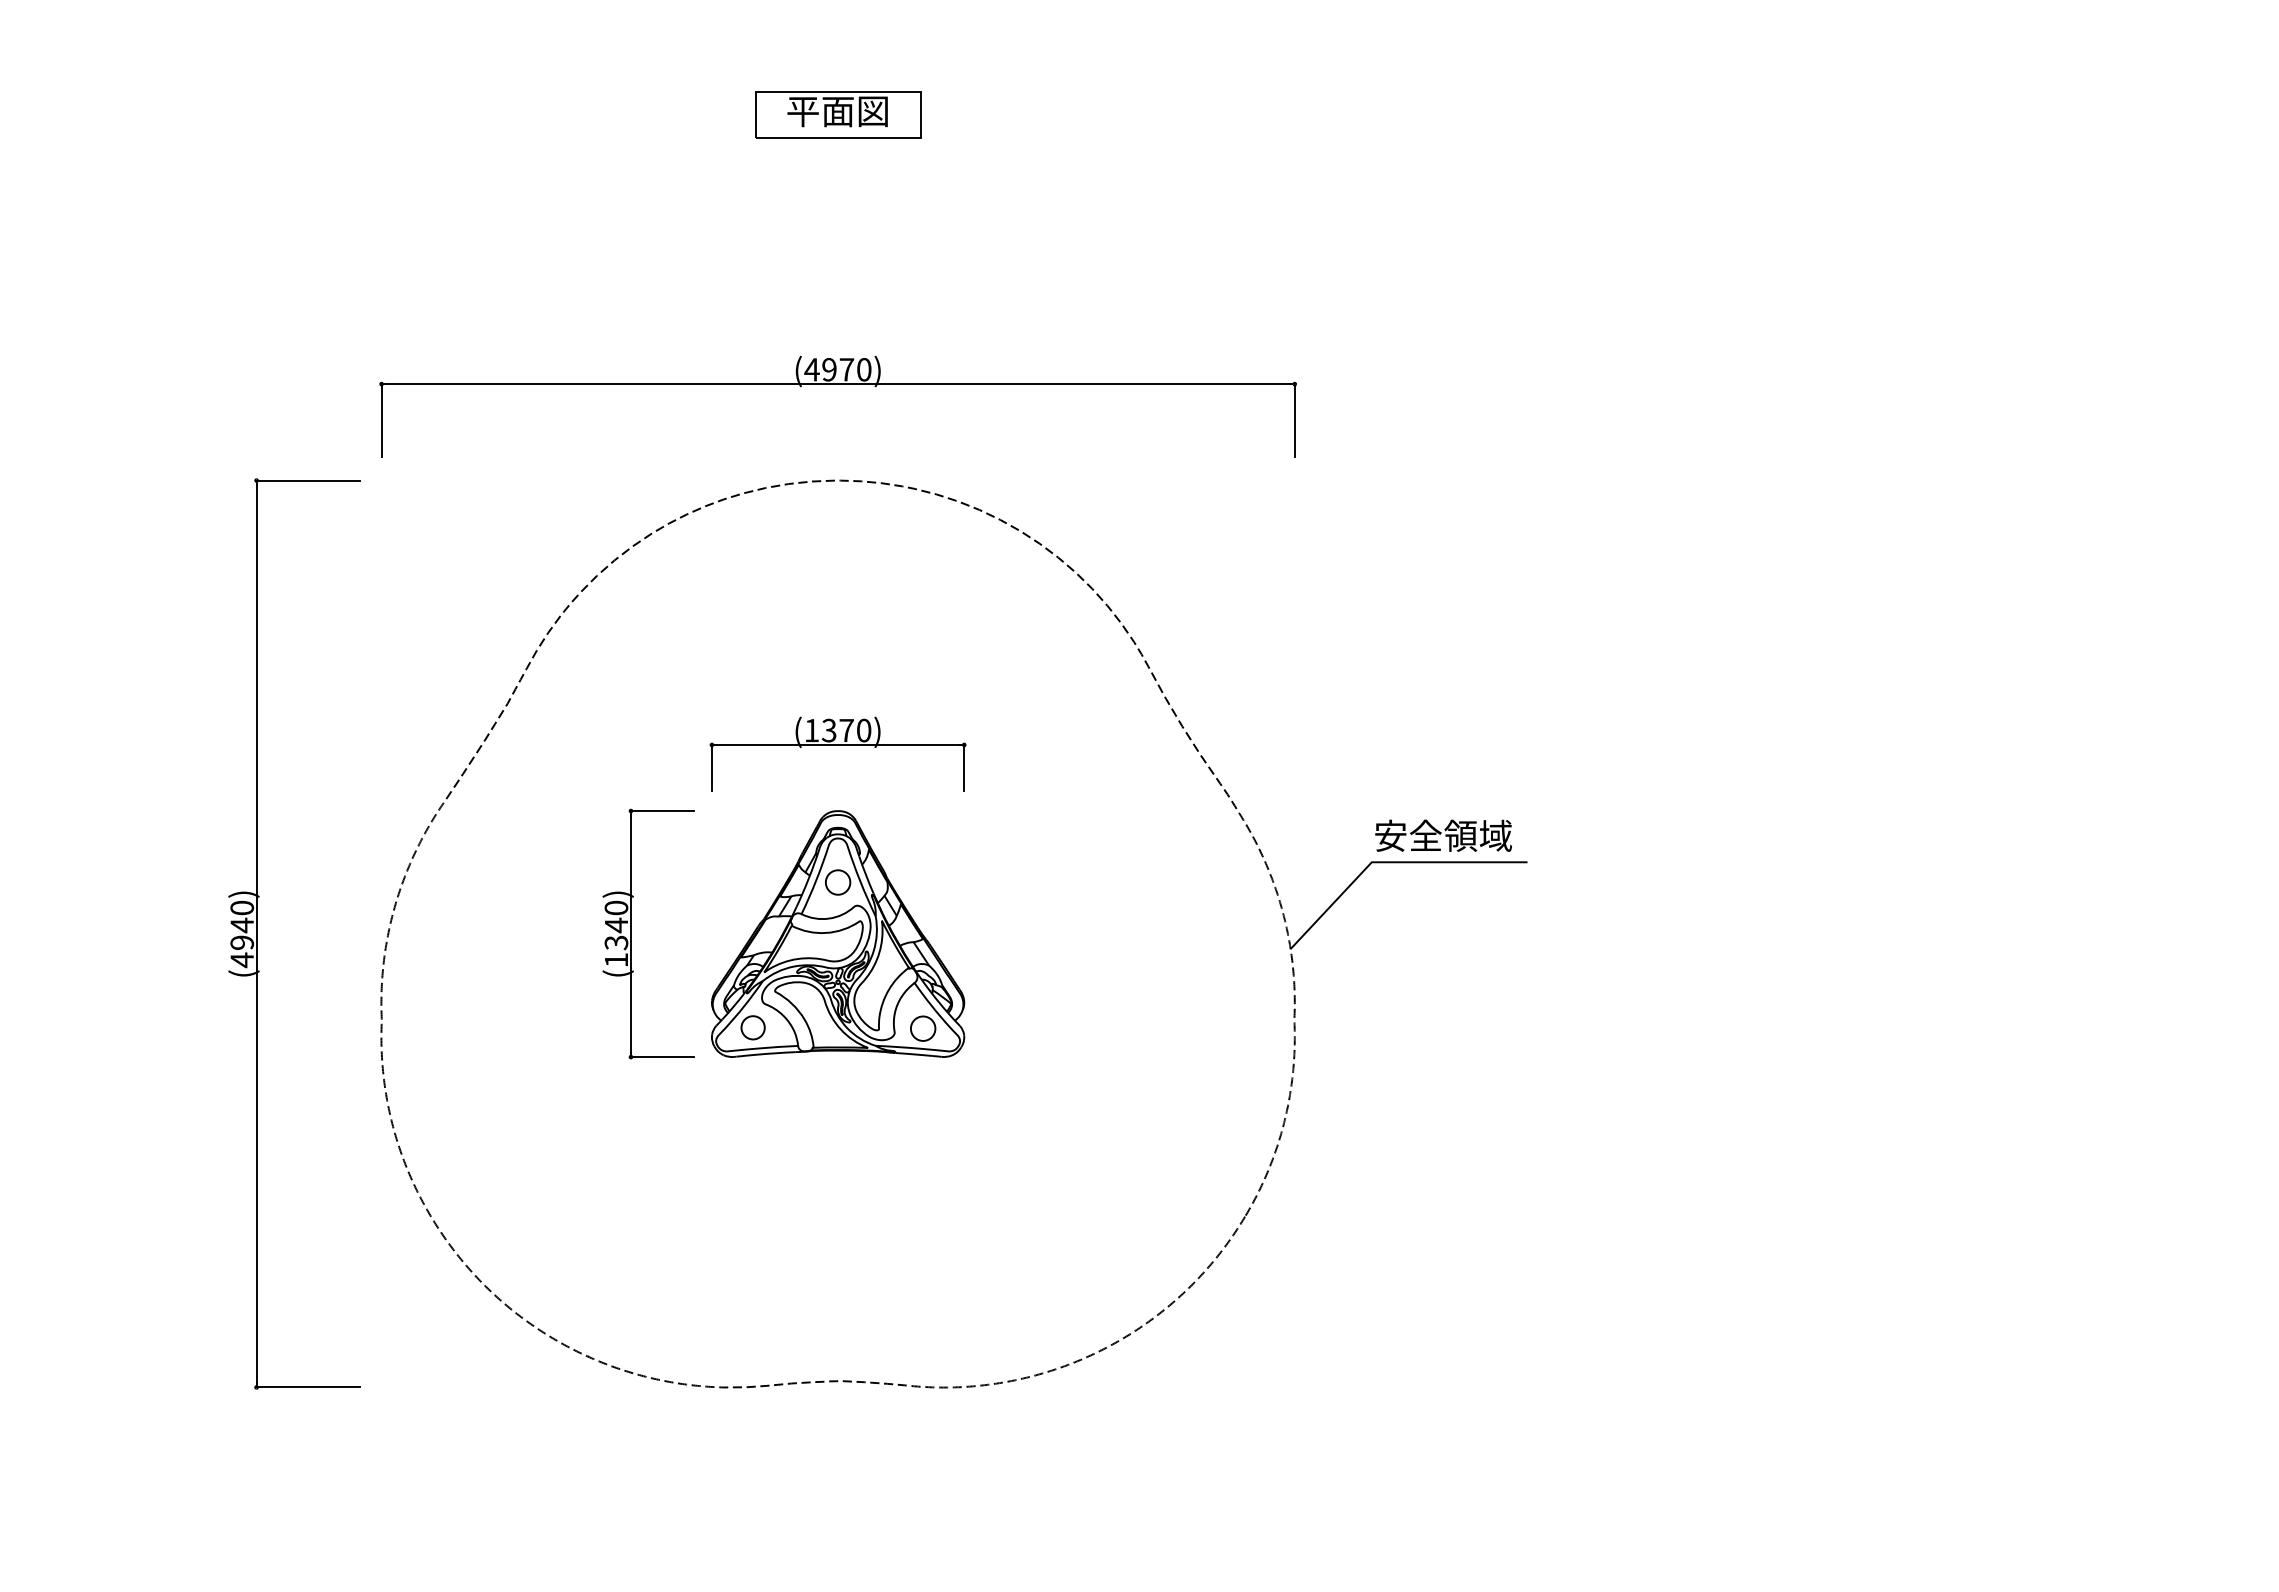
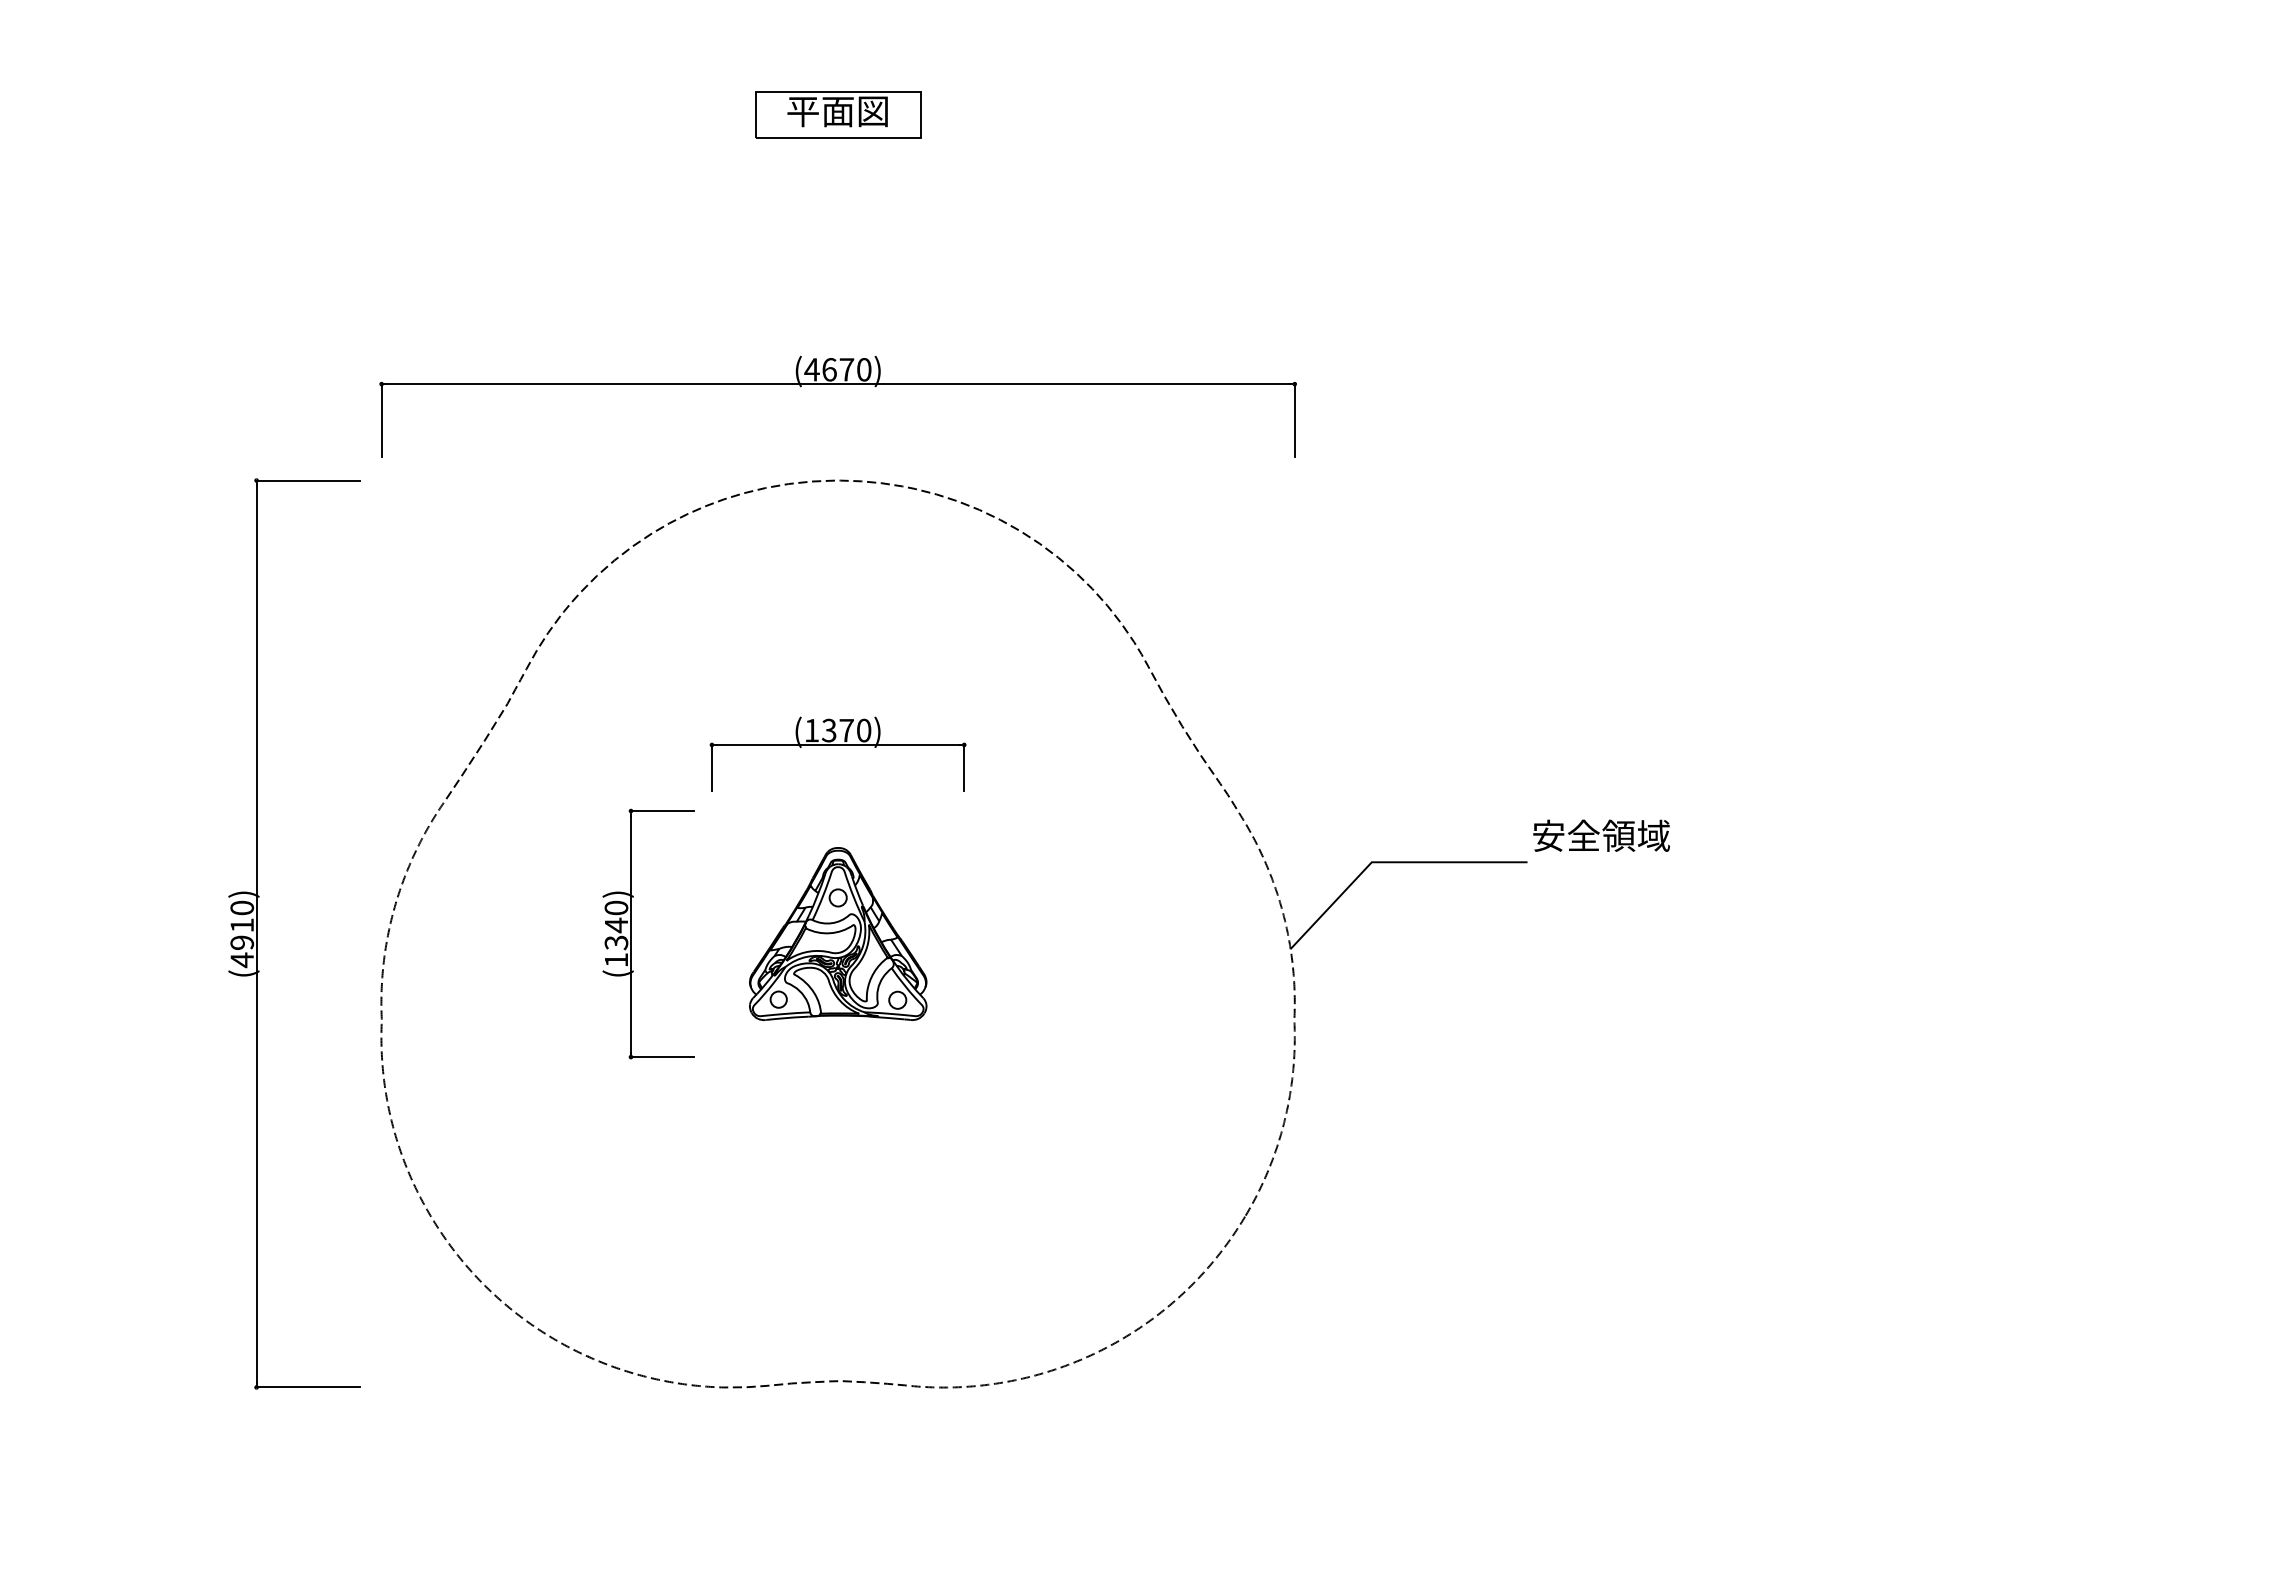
text: (4970) -> (4670) (829, 369)
text position: (1443, 835) -> (1601, 835) (1601, 835)
text: (4940) -> (4910) (241, 925)
part size: 255x248 px -> 179x174 px (838, 933)
